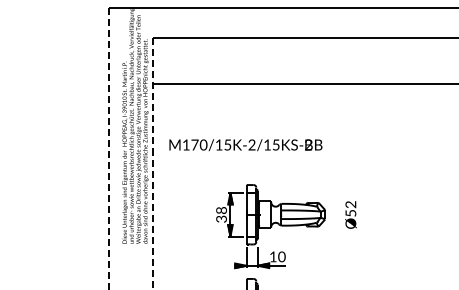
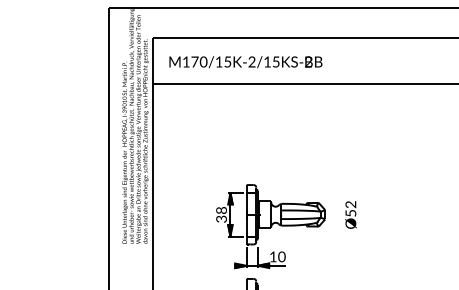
text position: (245, 145) -> (245, 62) (245, 62)
line: dashed -> solid (108, 148)
line: dashed -> solid (152, 164)
